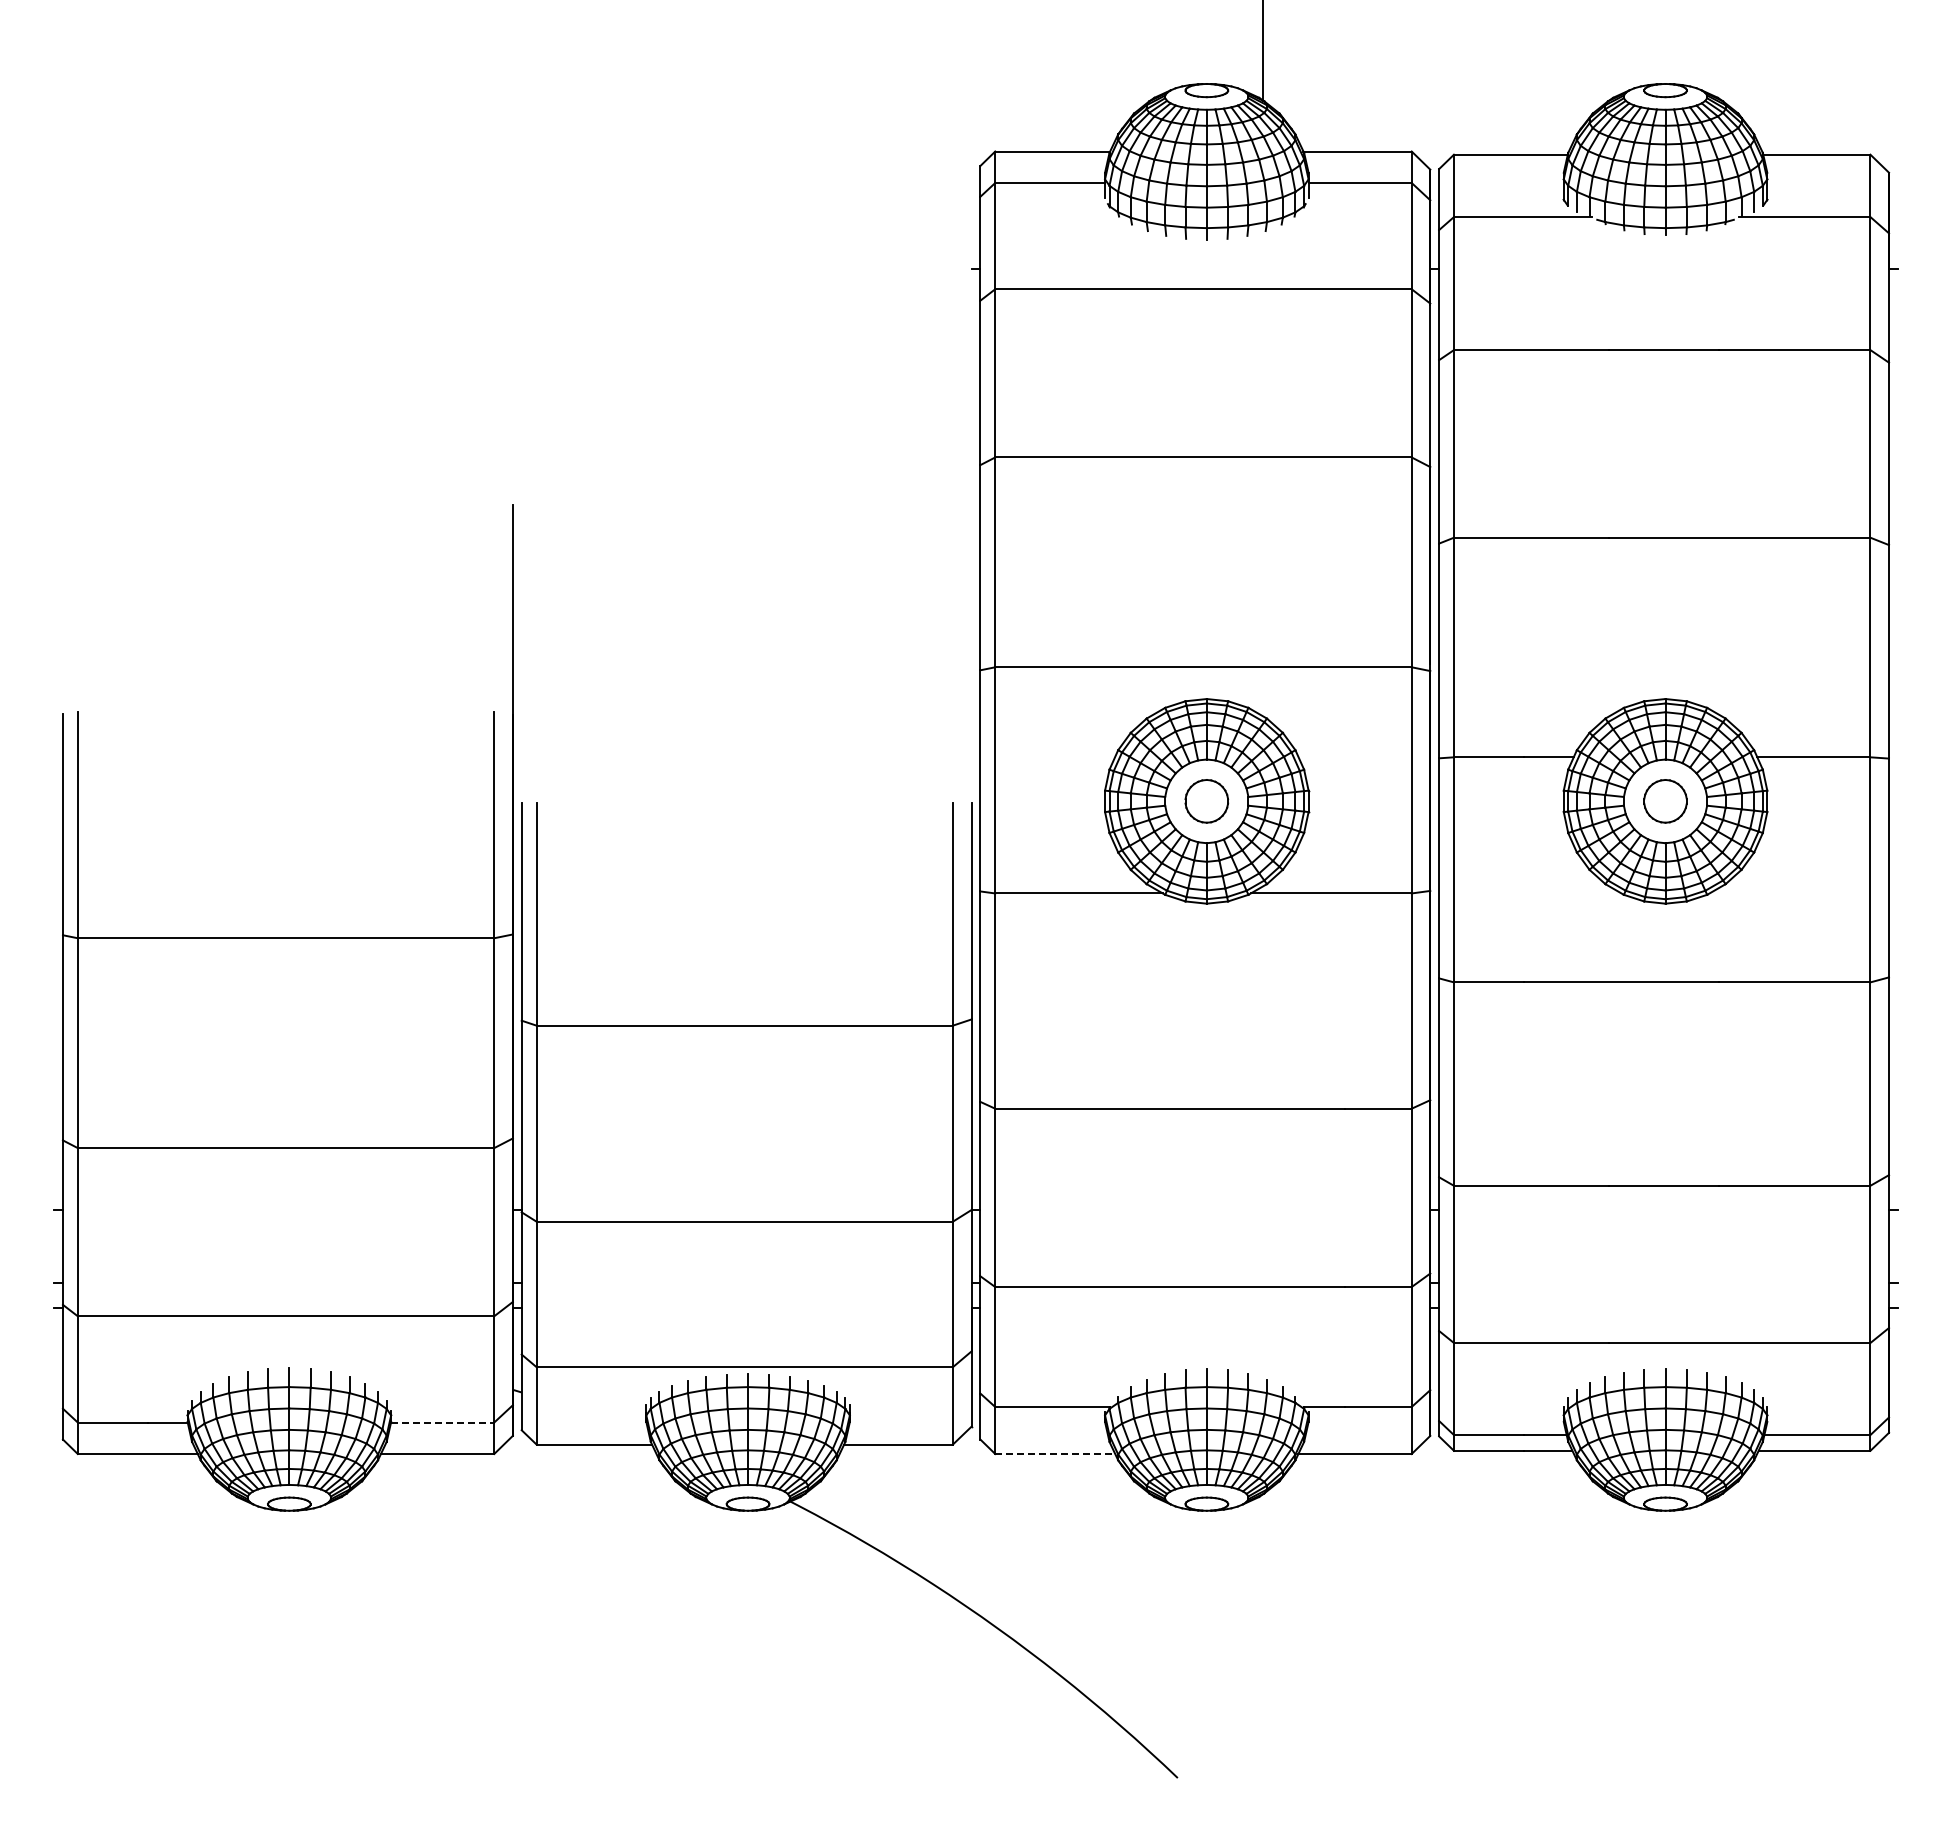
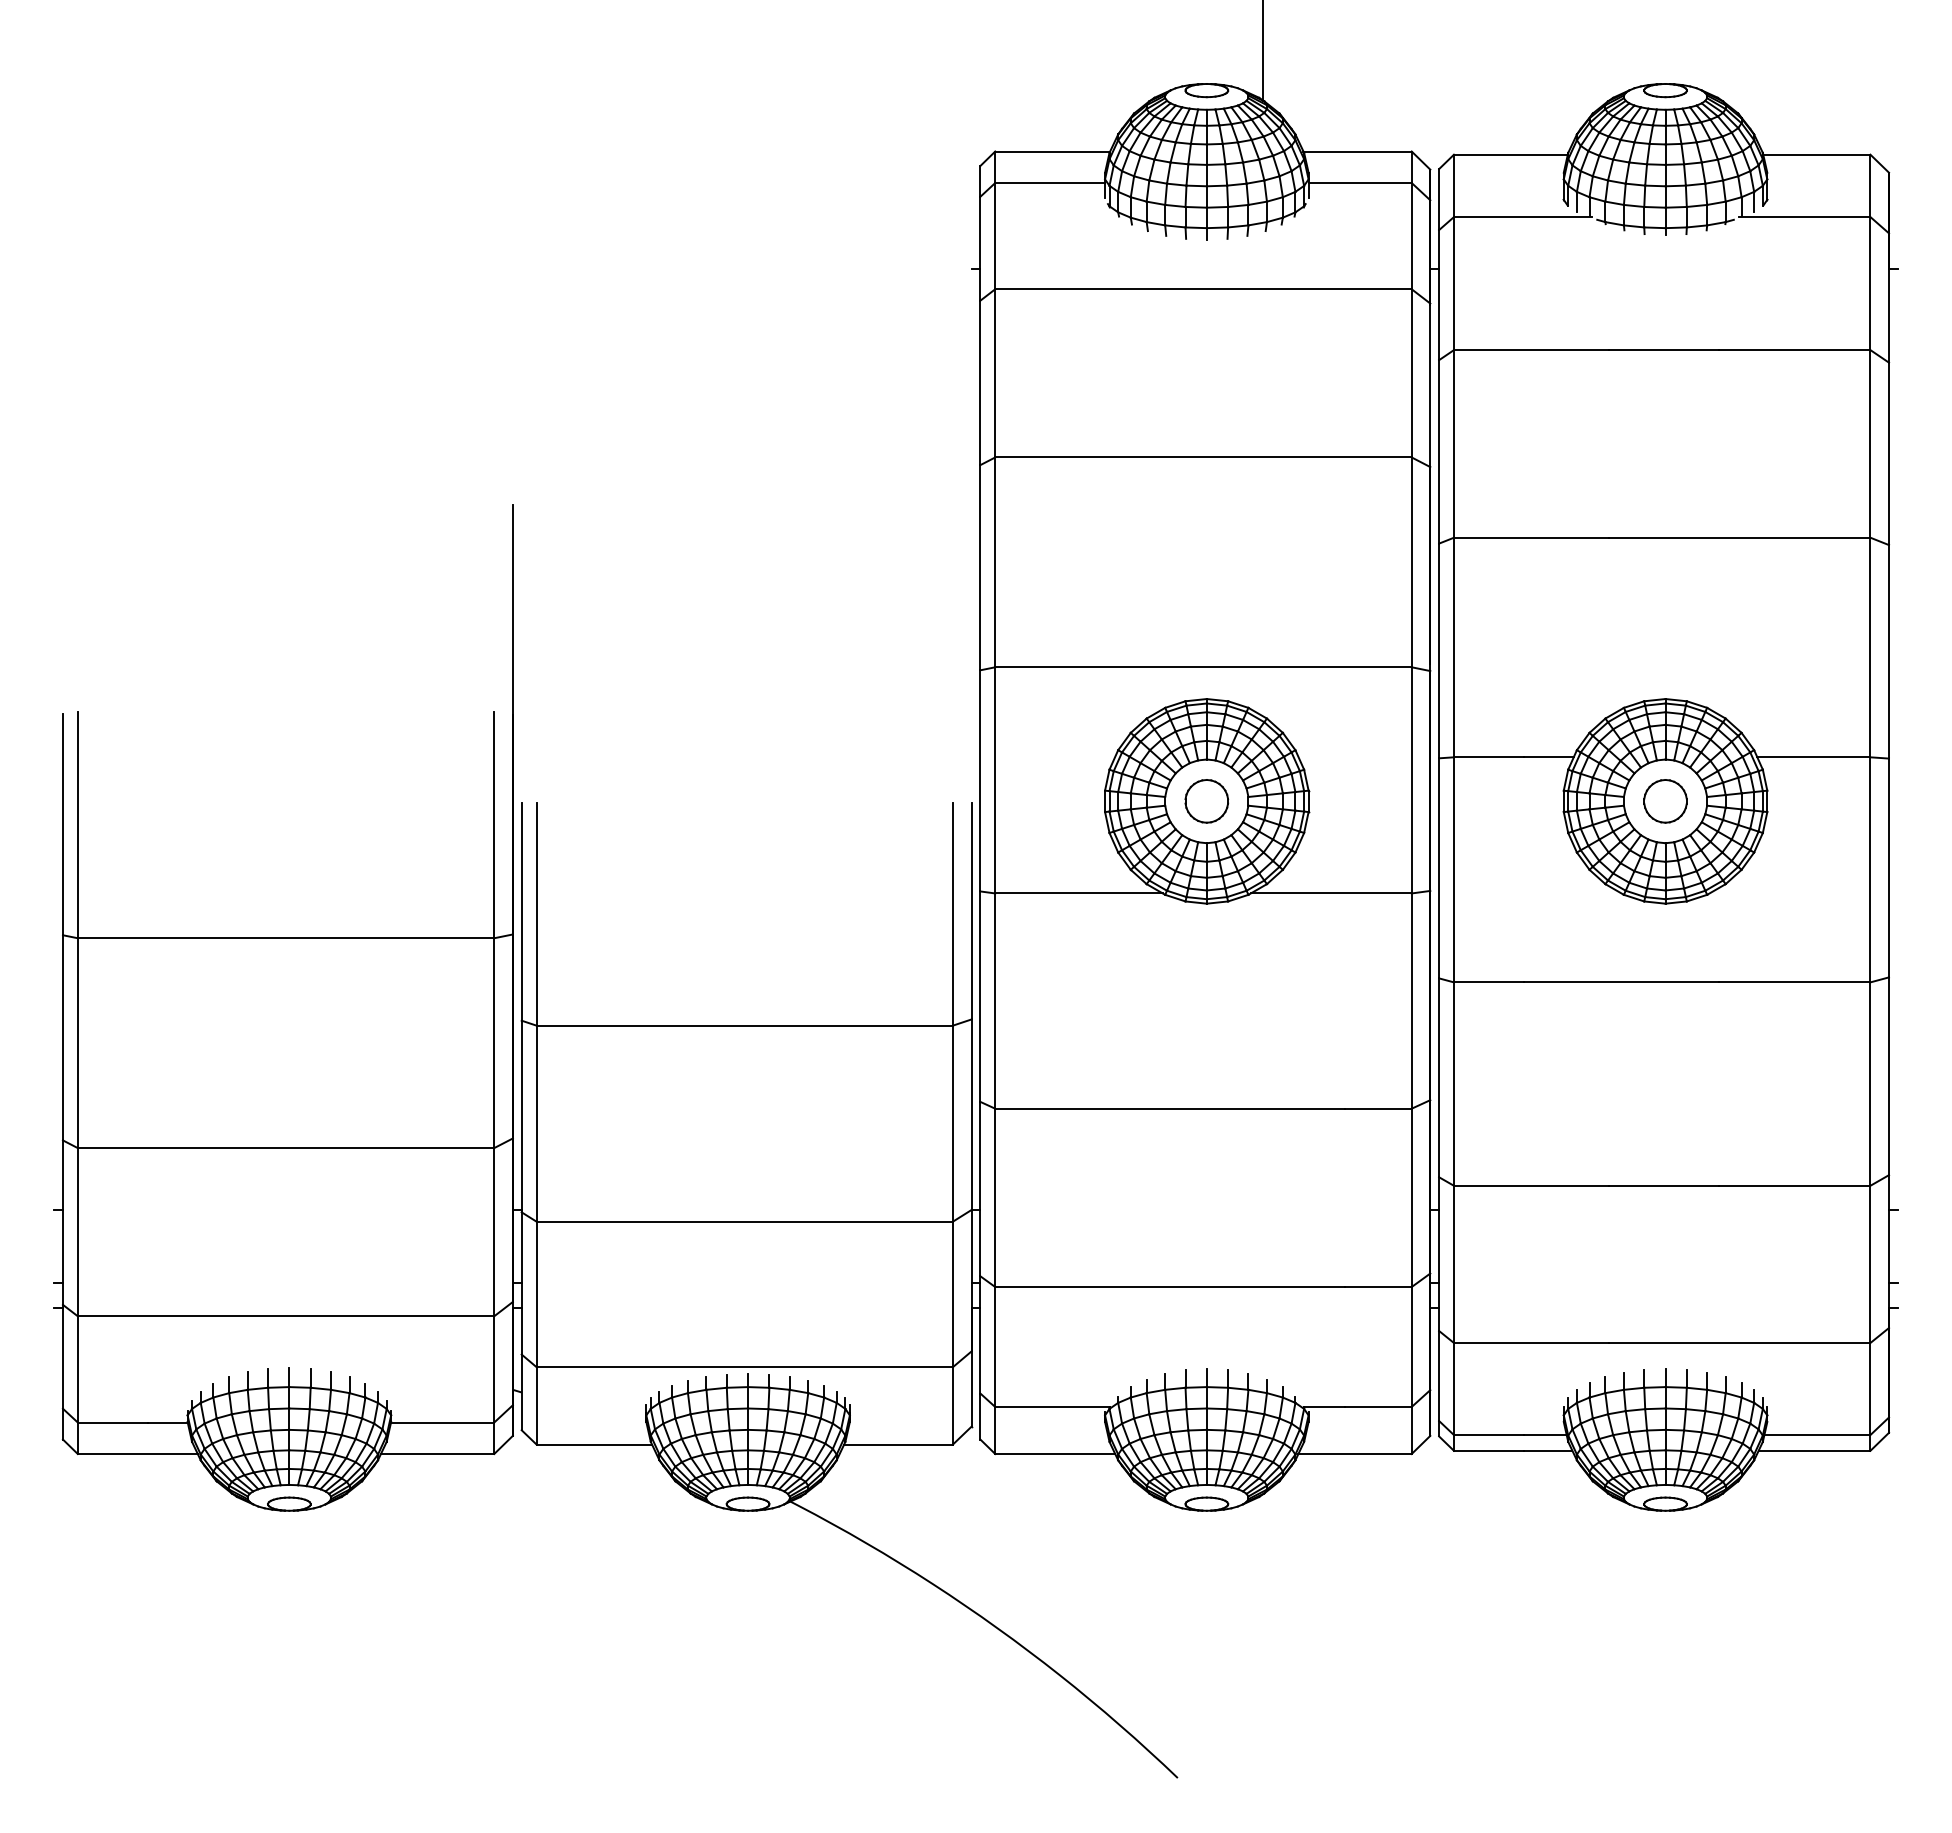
line: dashed -> solid (442, 1422)
line: dashed -> solid (1055, 1454)
